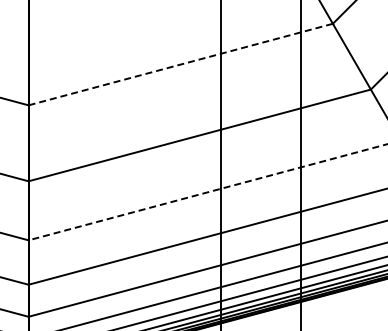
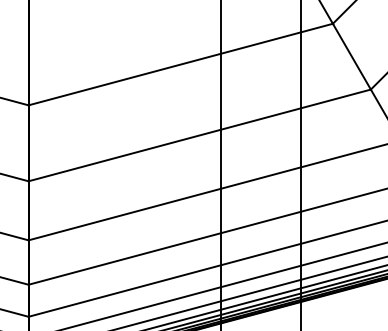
line: dashed -> solid (180, 64)
line: dashed -> solid (208, 192)
